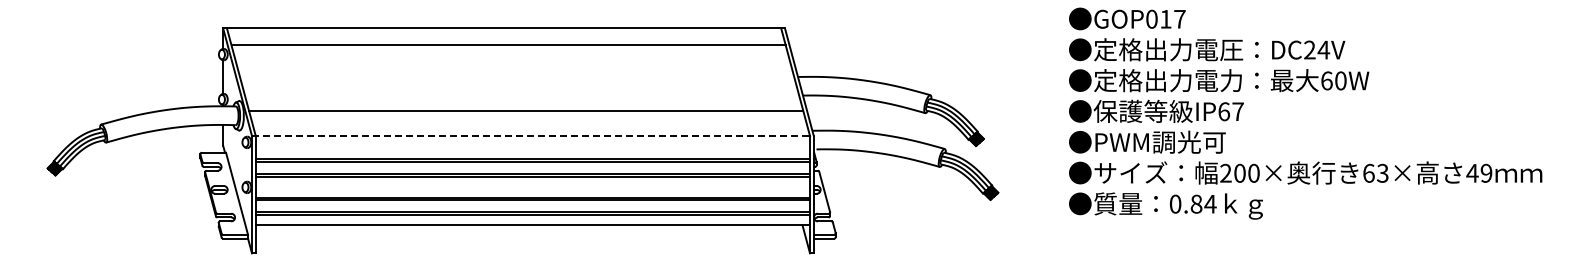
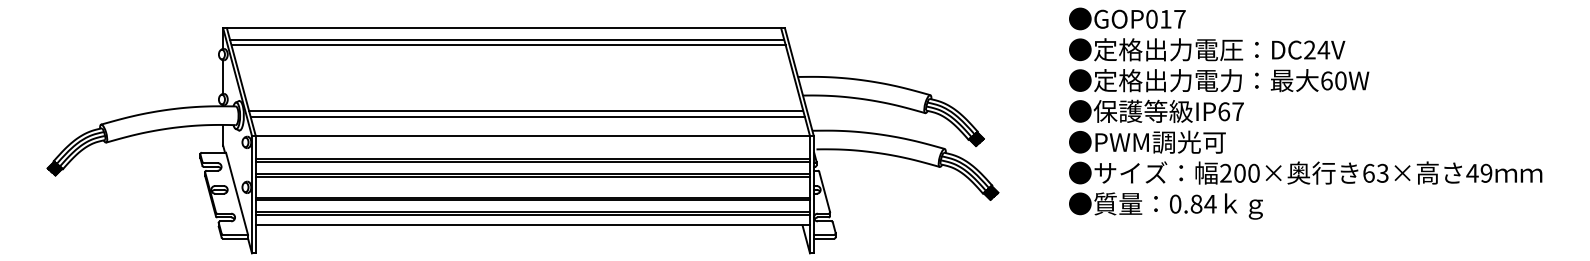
line: none -> present (507, 39)
line: none -> present (527, 116)
line: dashed -> solid (532, 136)
